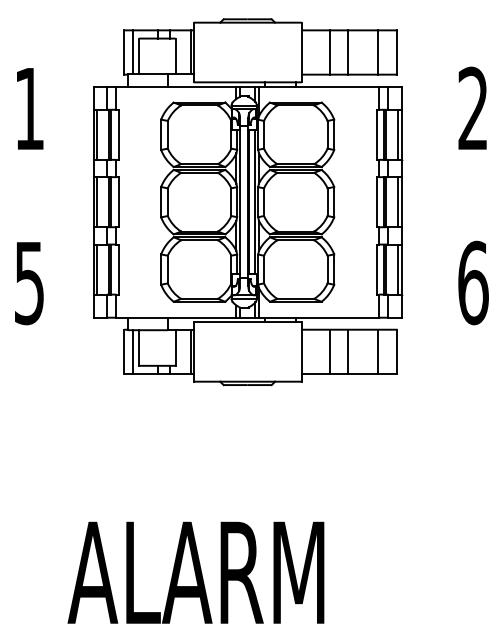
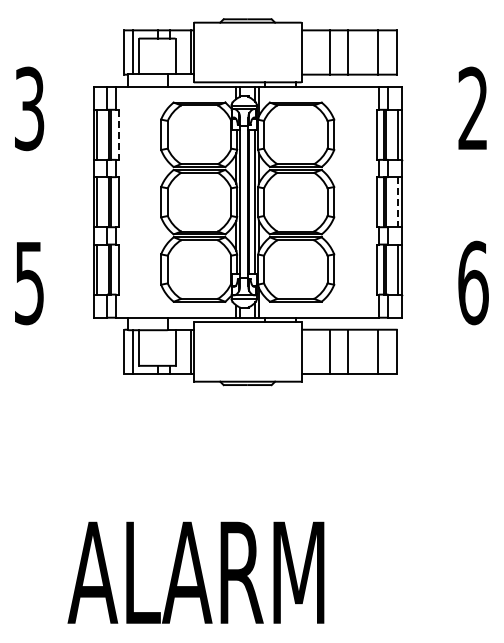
text: 1 -> 3 (29, 108)
line: solid -> dashed (118, 135)
line: solid -> dashed (397, 202)
